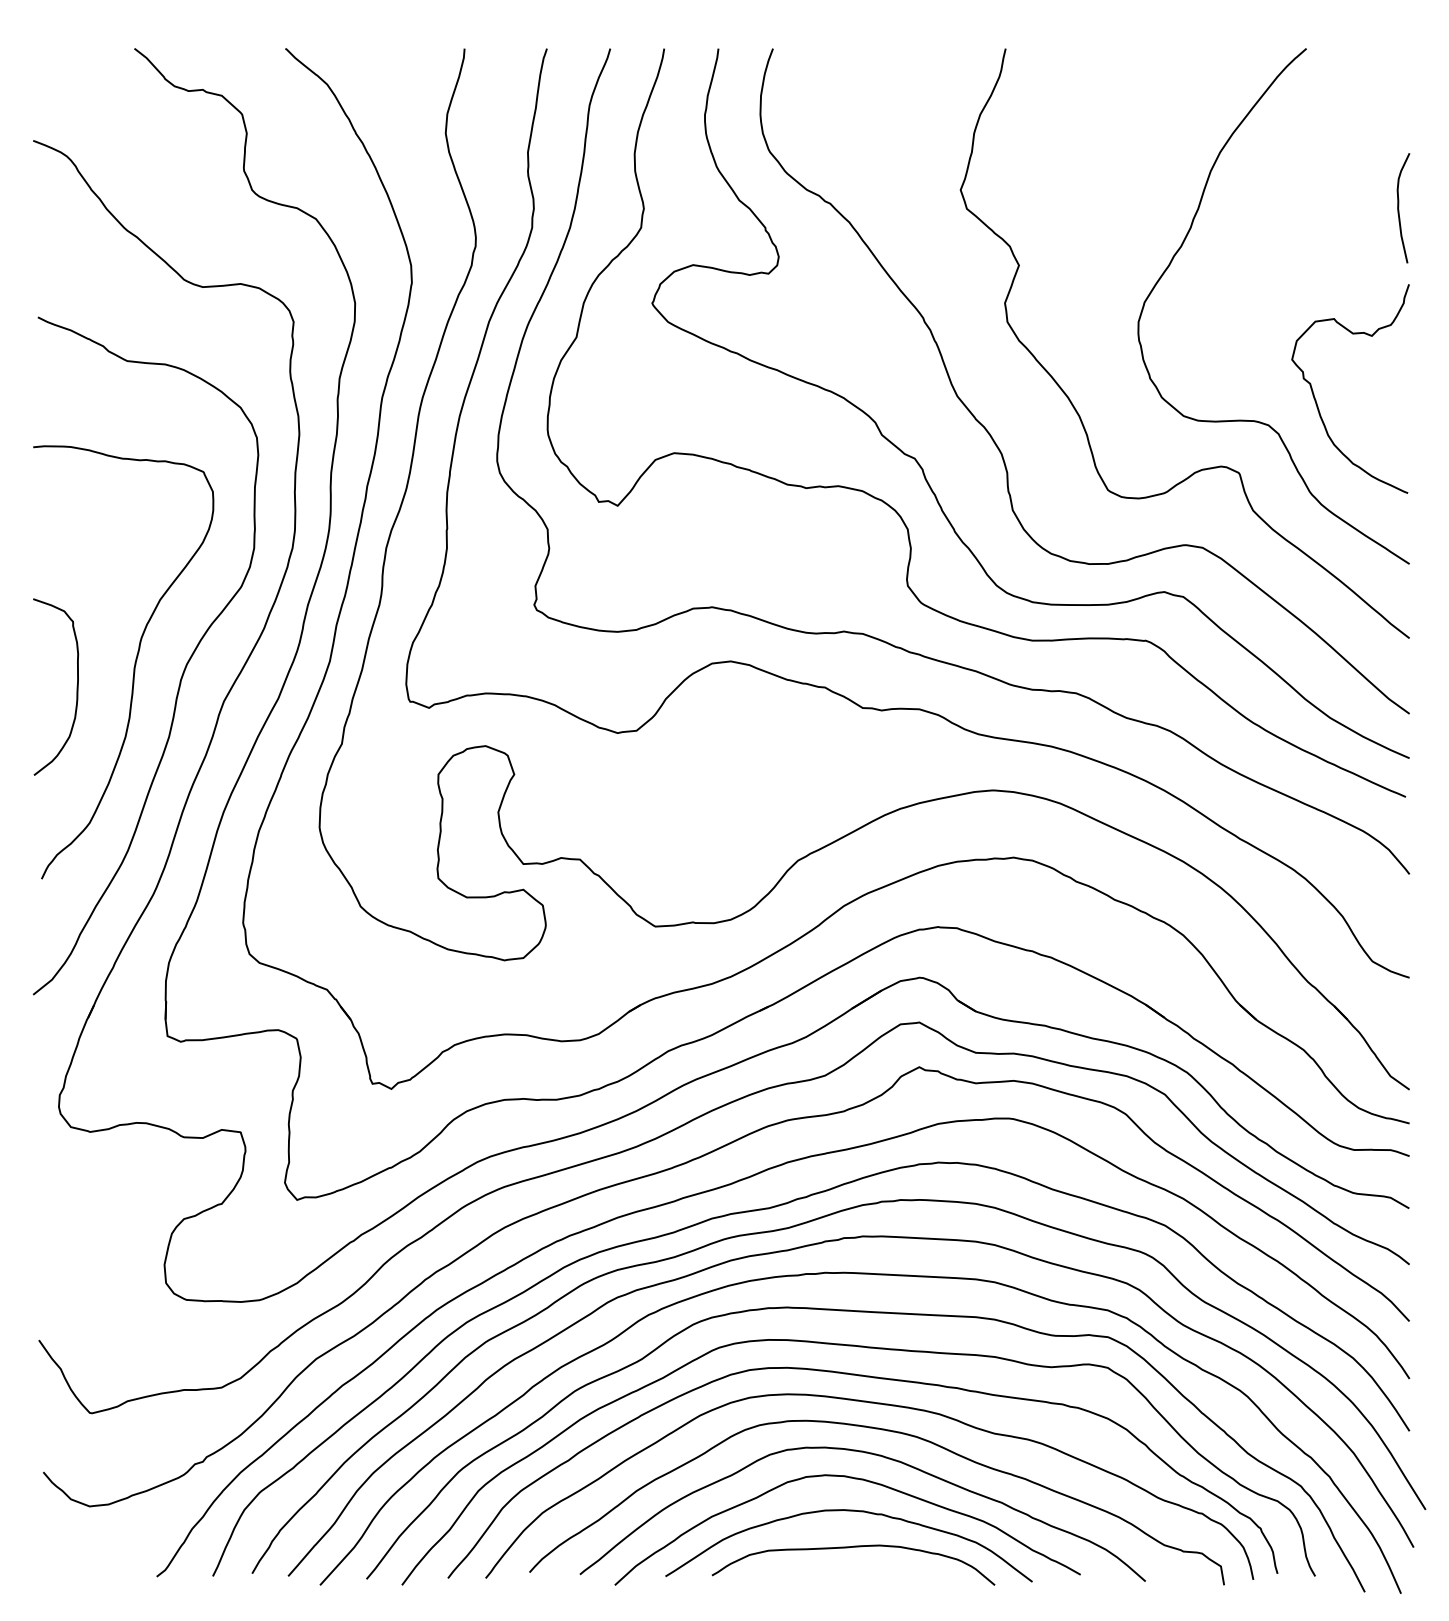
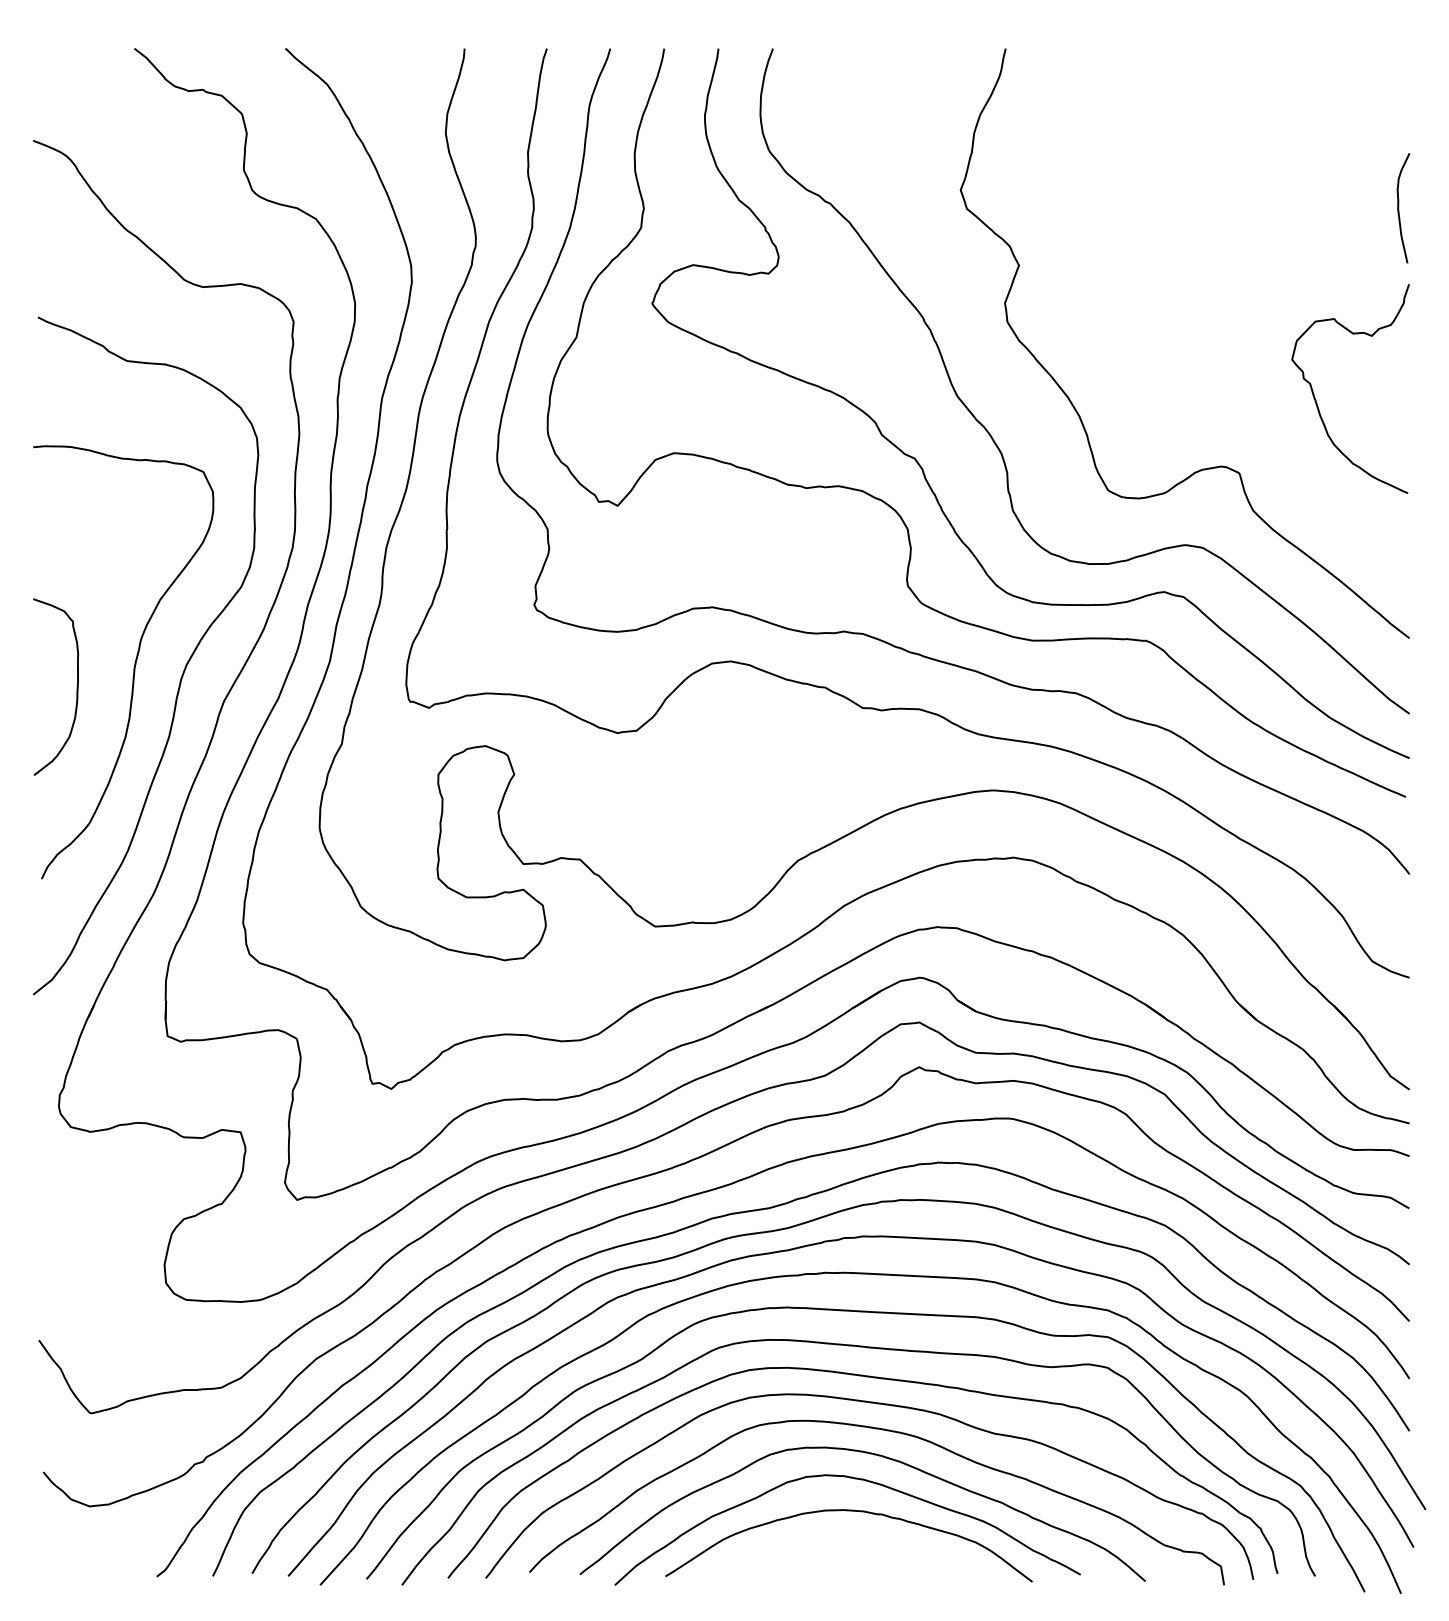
curve: present -> none (1182, 246)
curve: present -> none (848, 1548)
